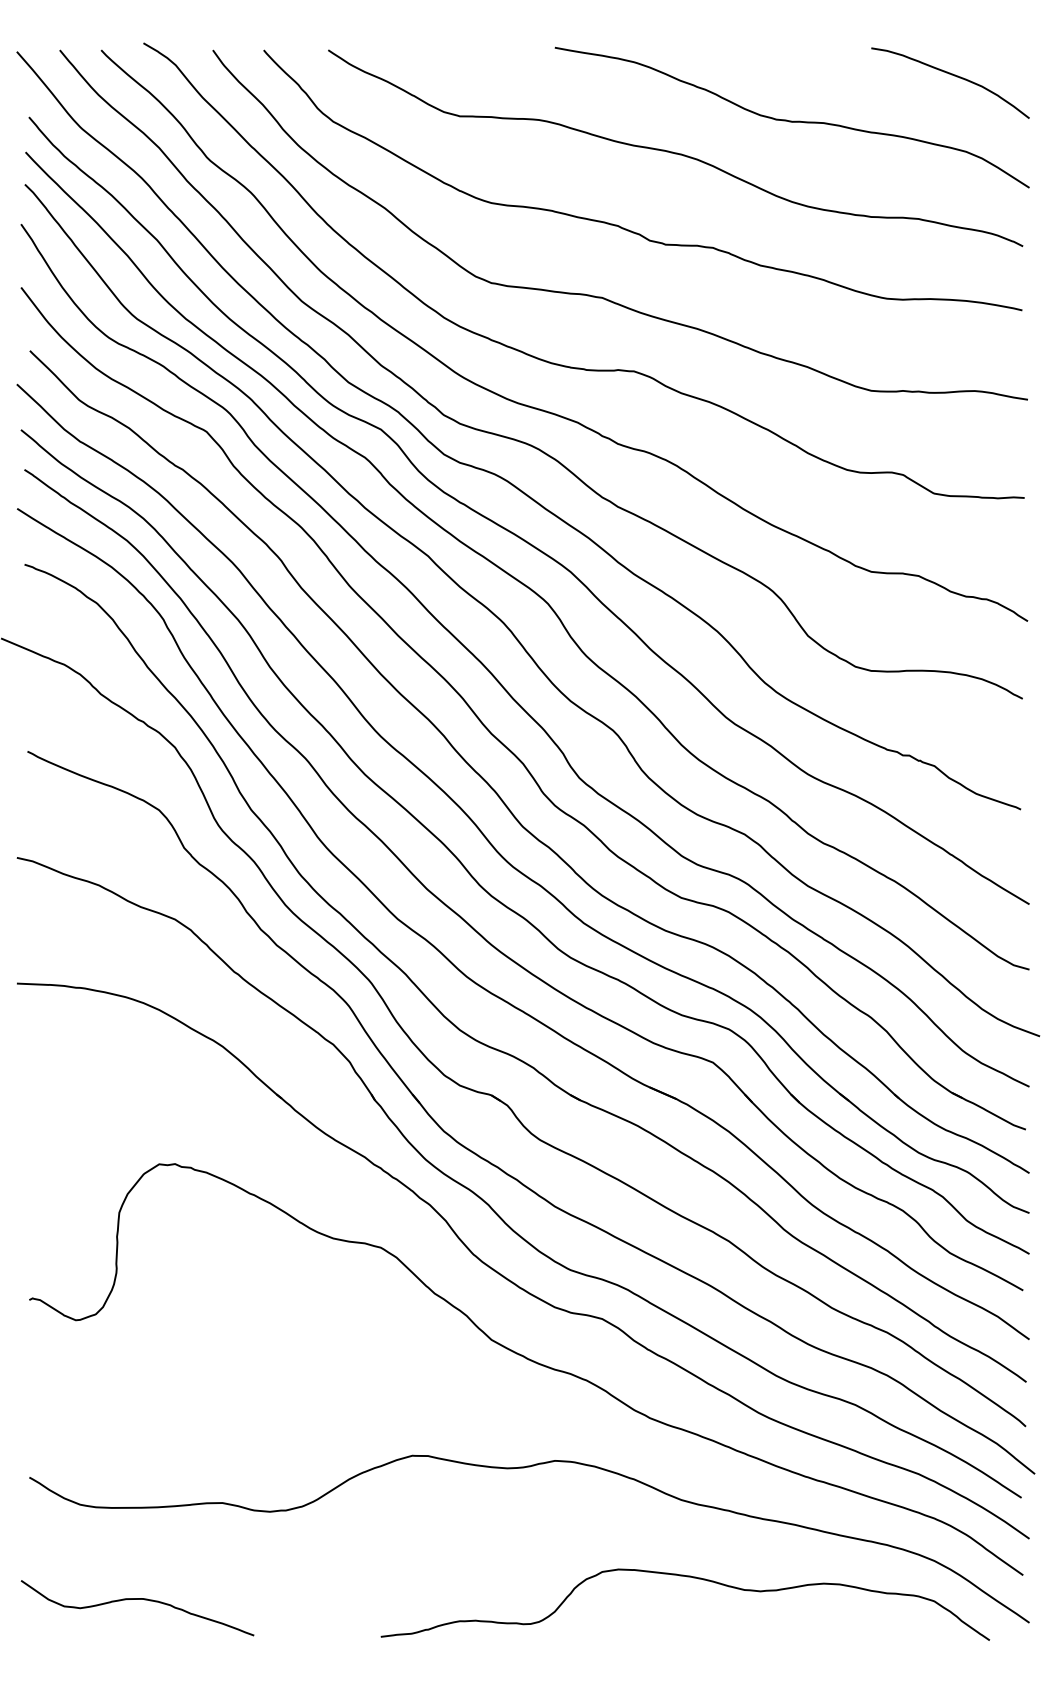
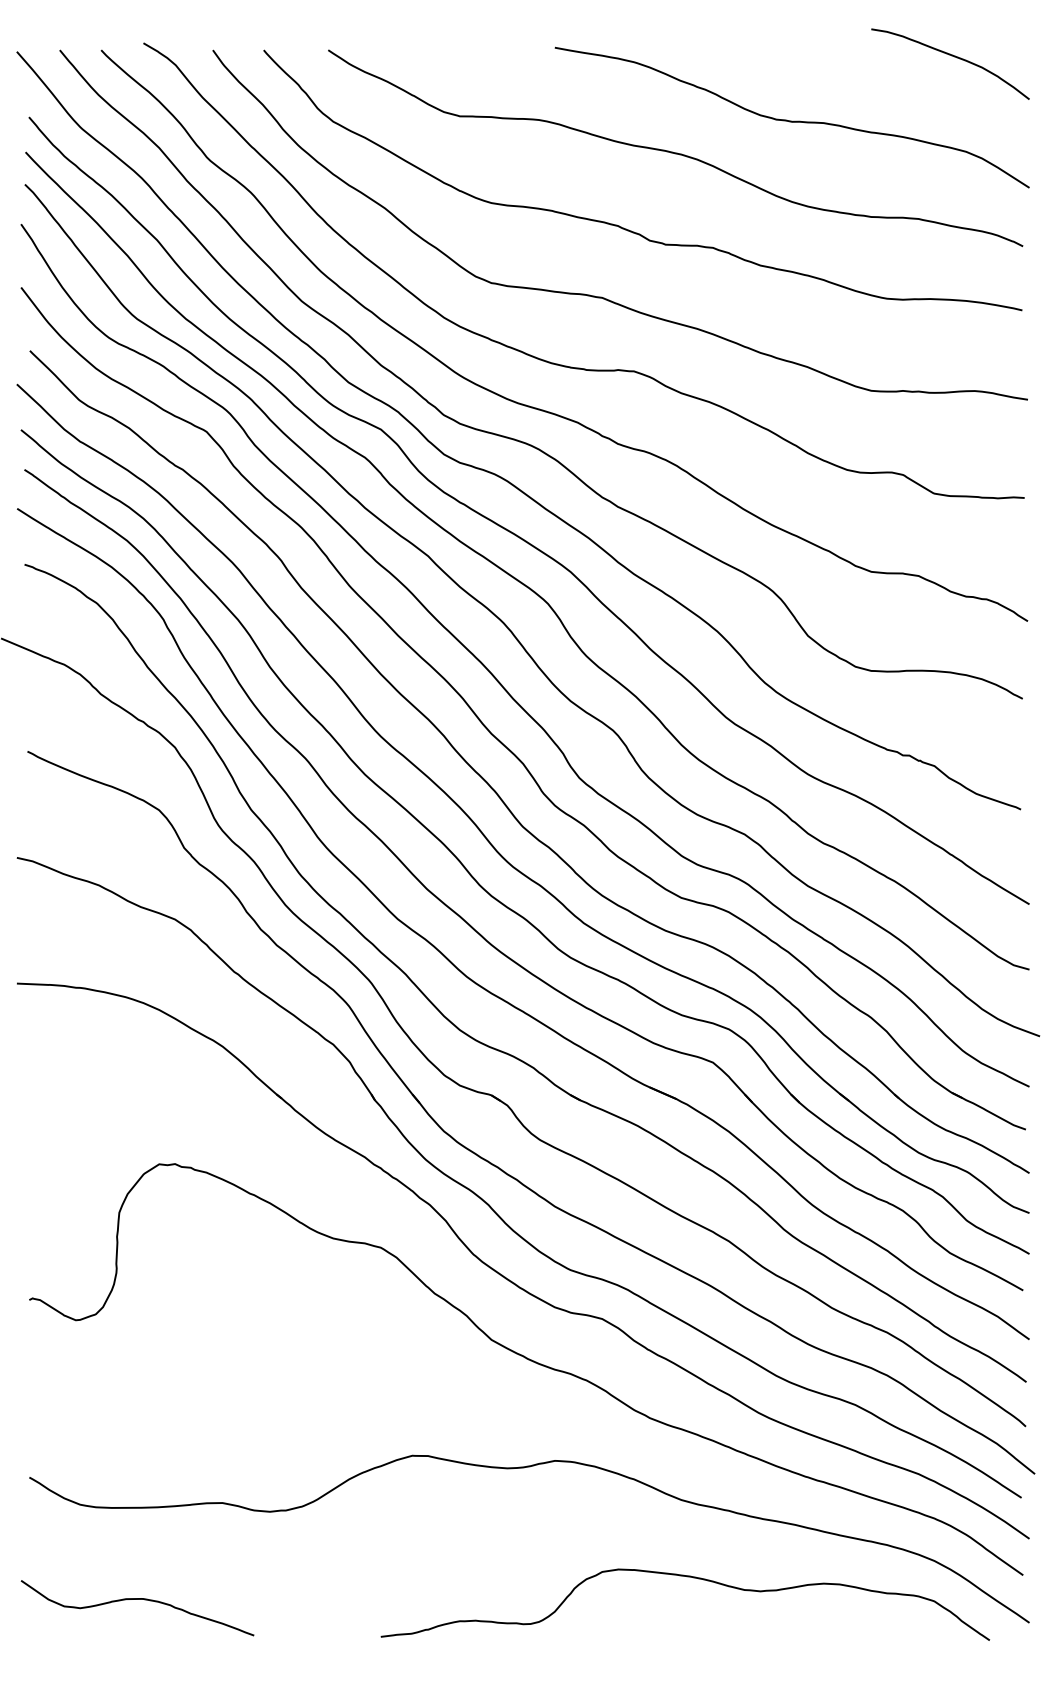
curve position: (951, 75) -> (951, 56) (951, 56)
